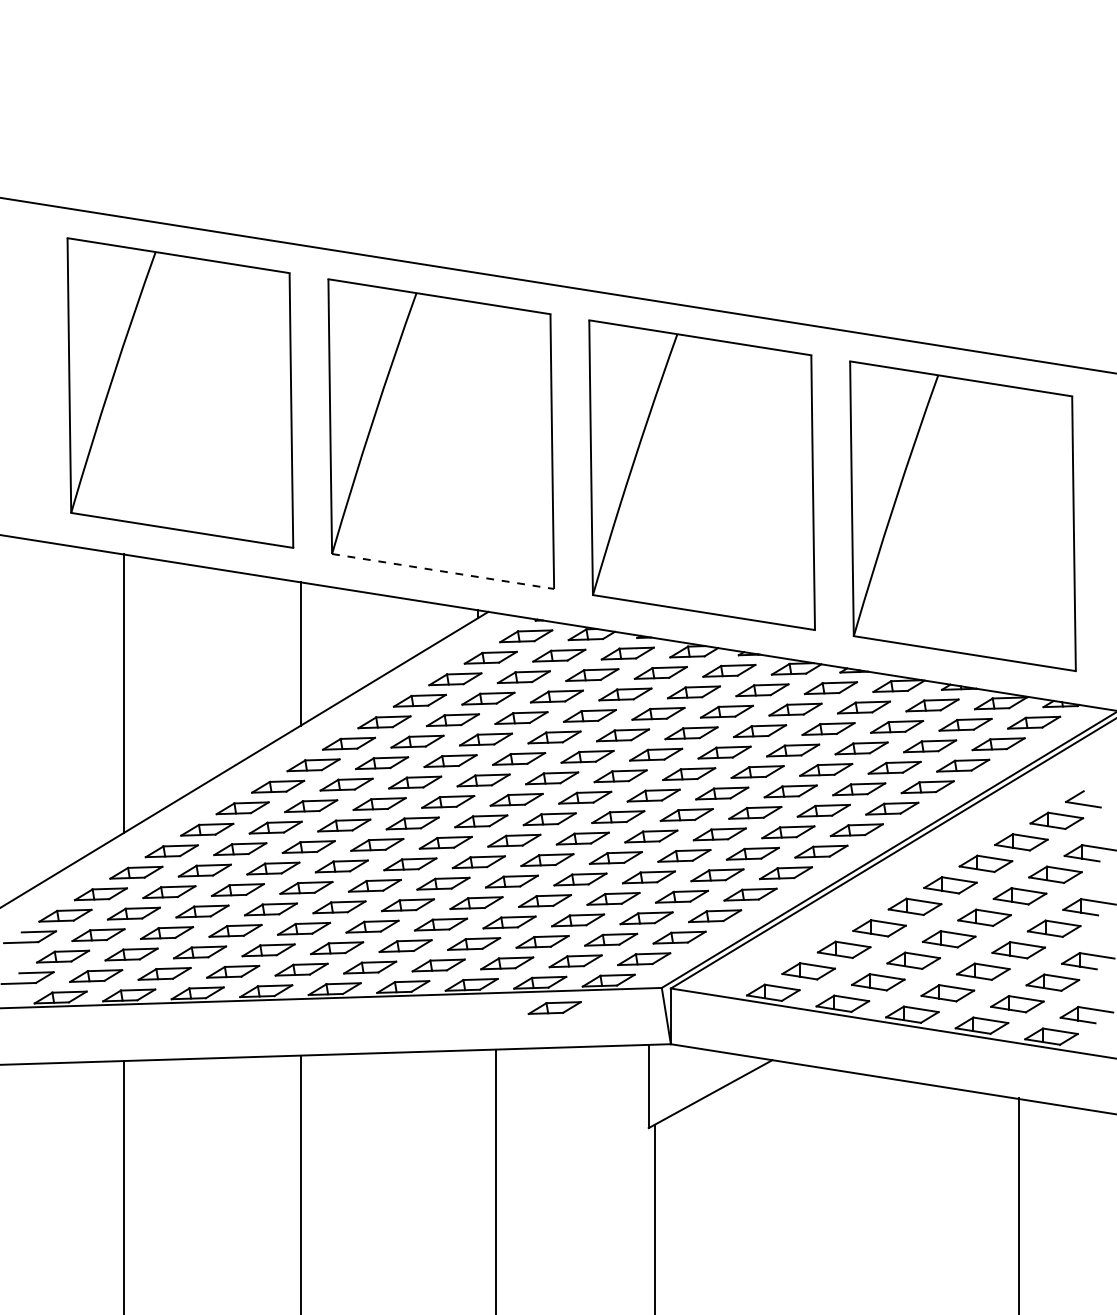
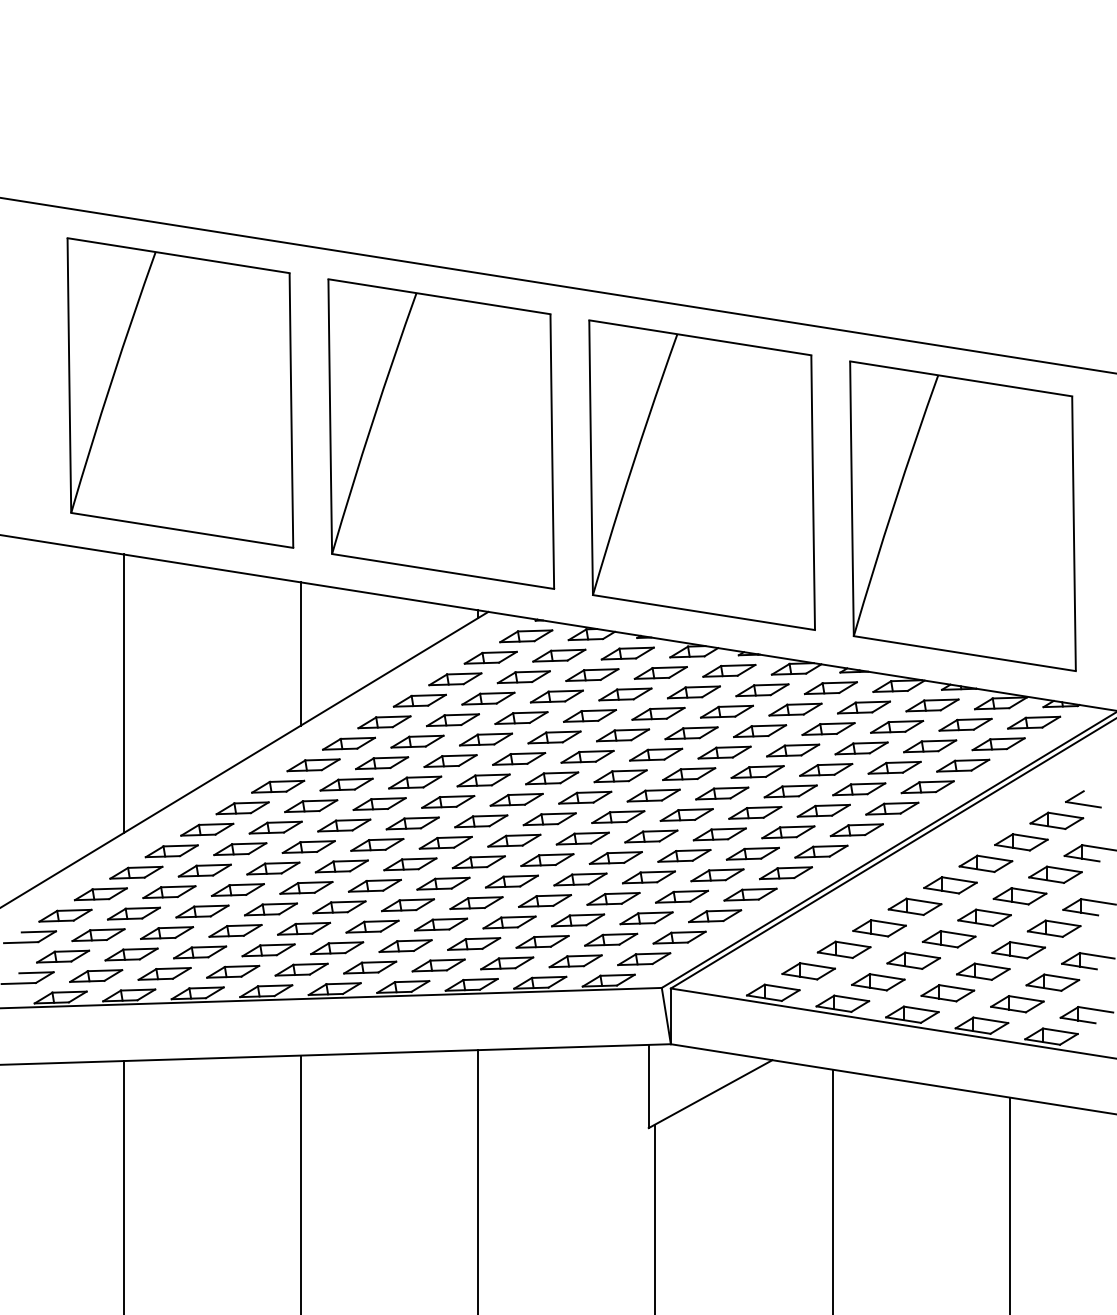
line: dashed -> solid (443, 571)
part: present -> none (554, 1007)
line position: (496, 1180) -> (478, 1180) (478, 1180)
line: none -> present (832, 1190)
line position: (1018, 1204) -> (1009, 1204) (1009, 1204)
